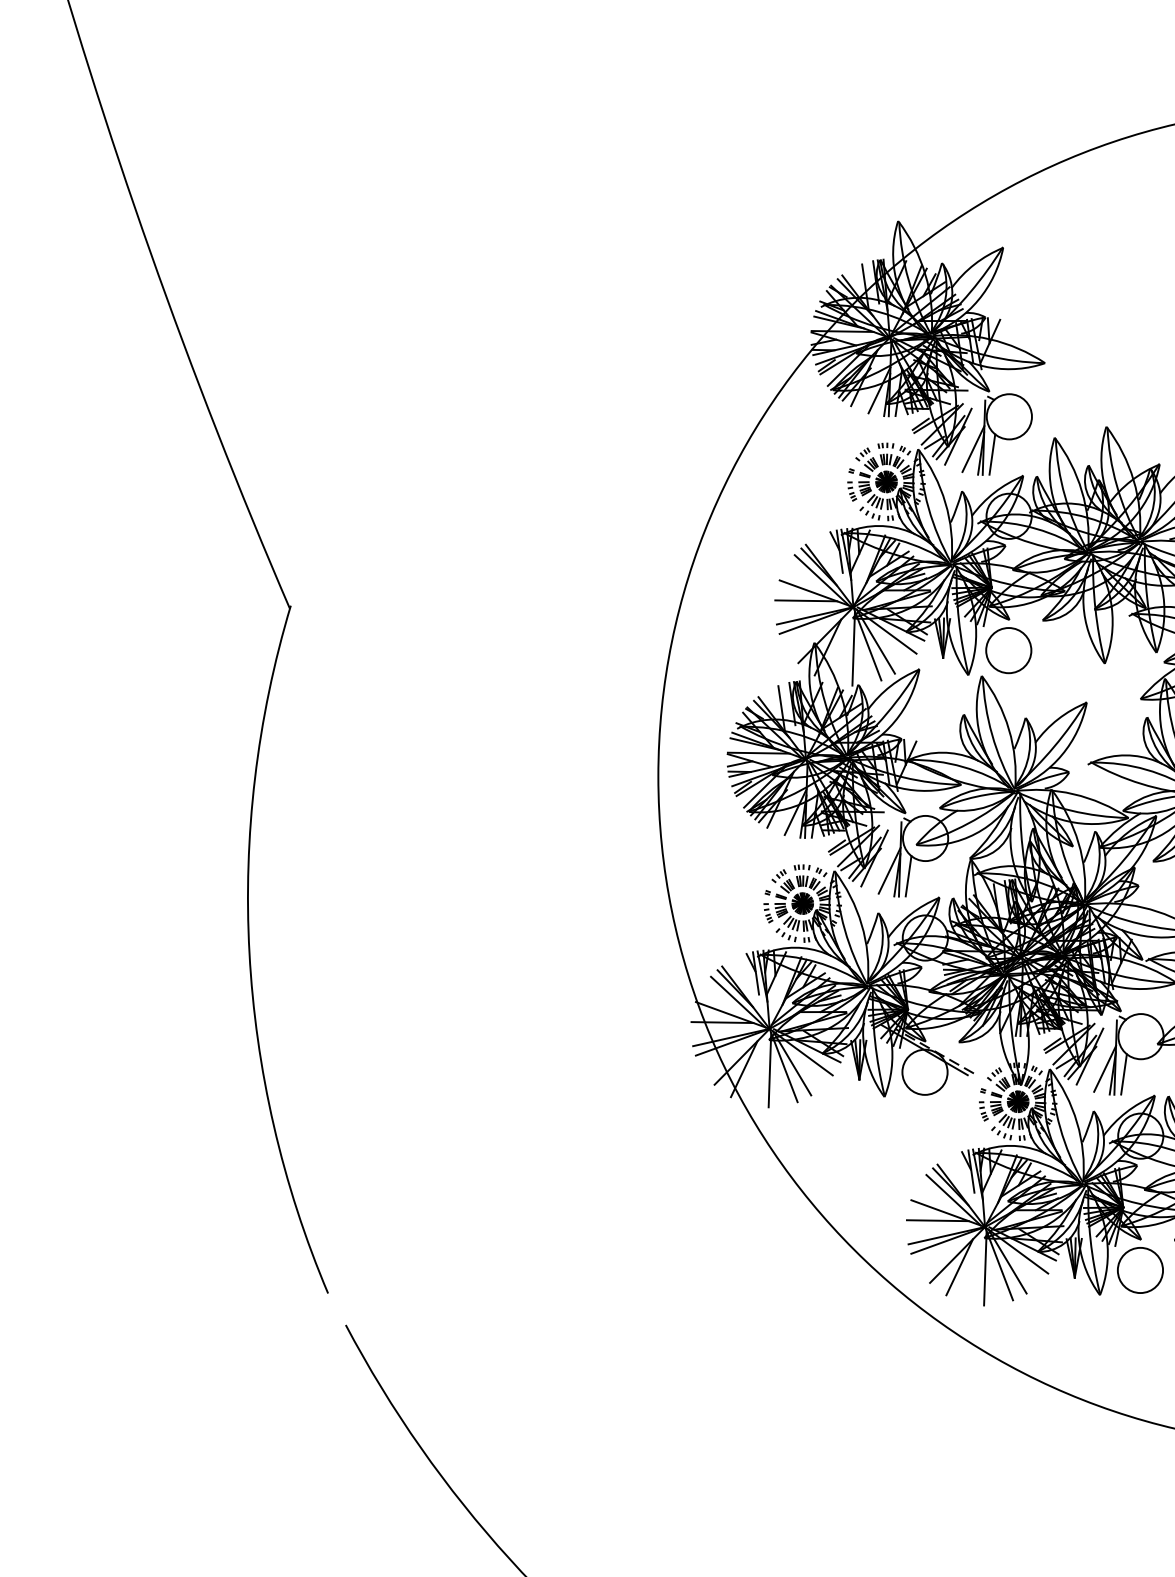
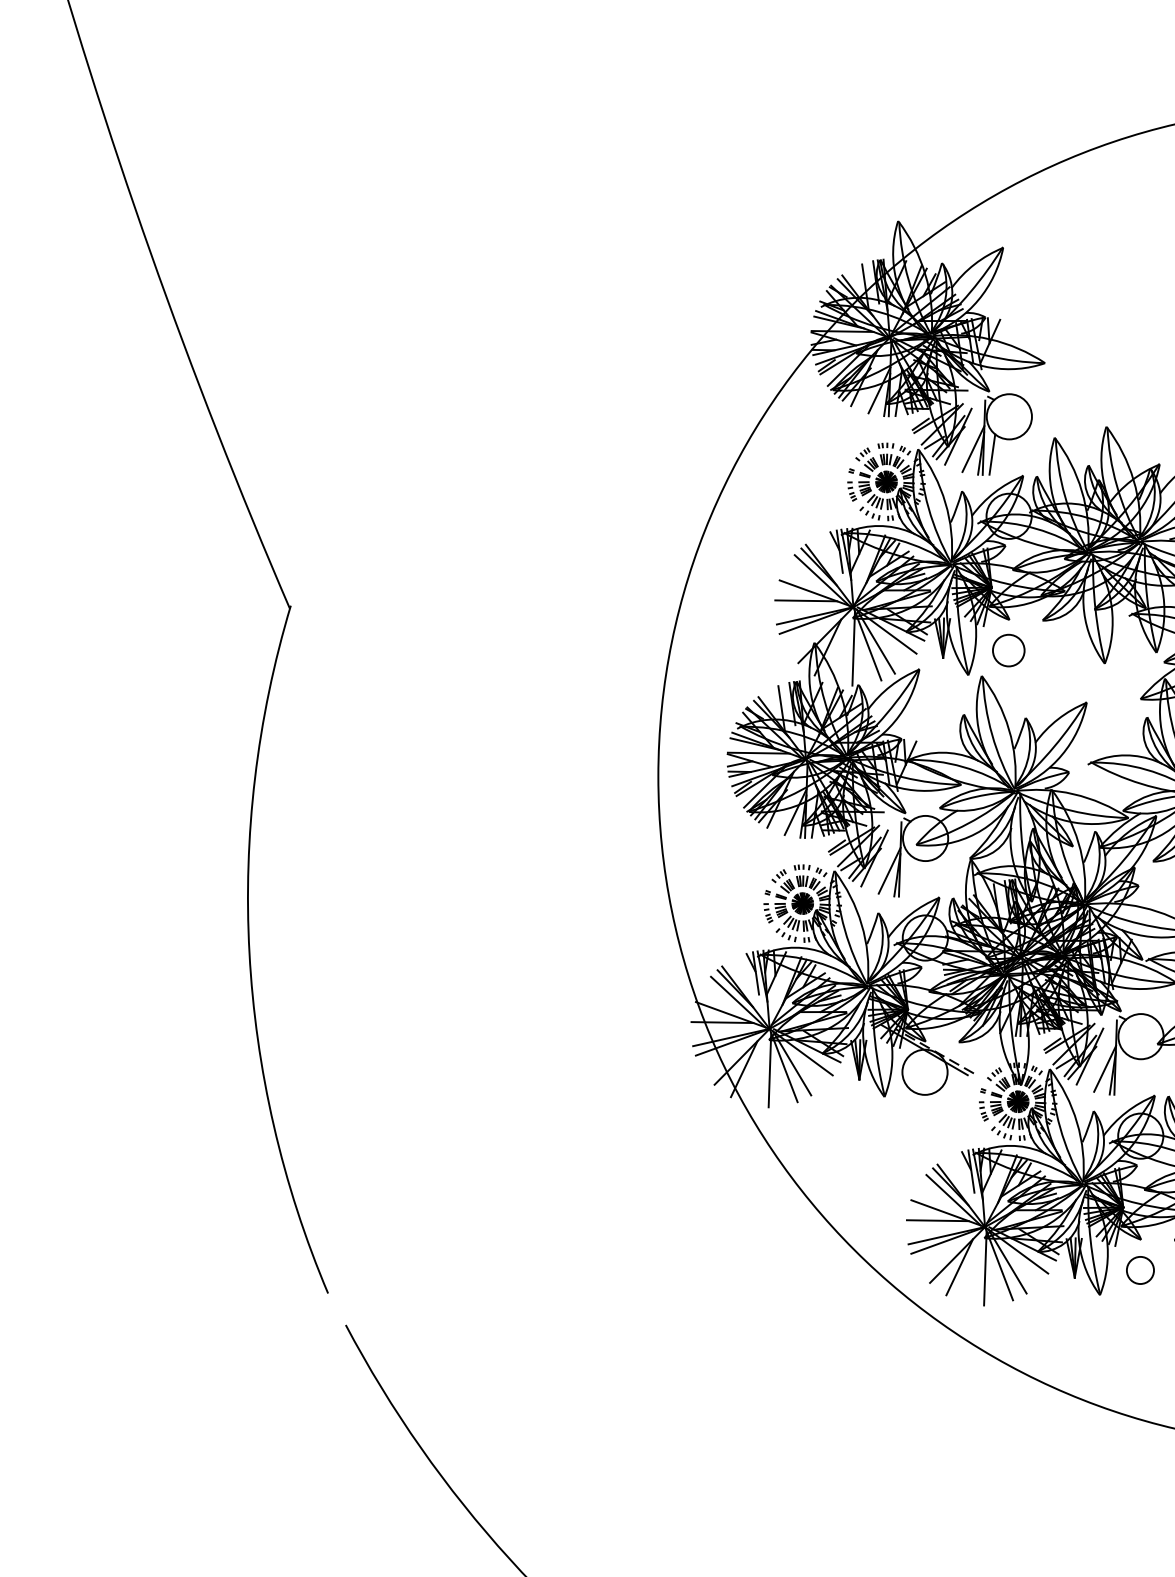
circle diameter: 45 px -> 32 px (1008, 650)
line: present -> none (908, 876)
line: present -> none (1123, 1074)
circle diameter: 45 px -> 27 px (1140, 1270)
